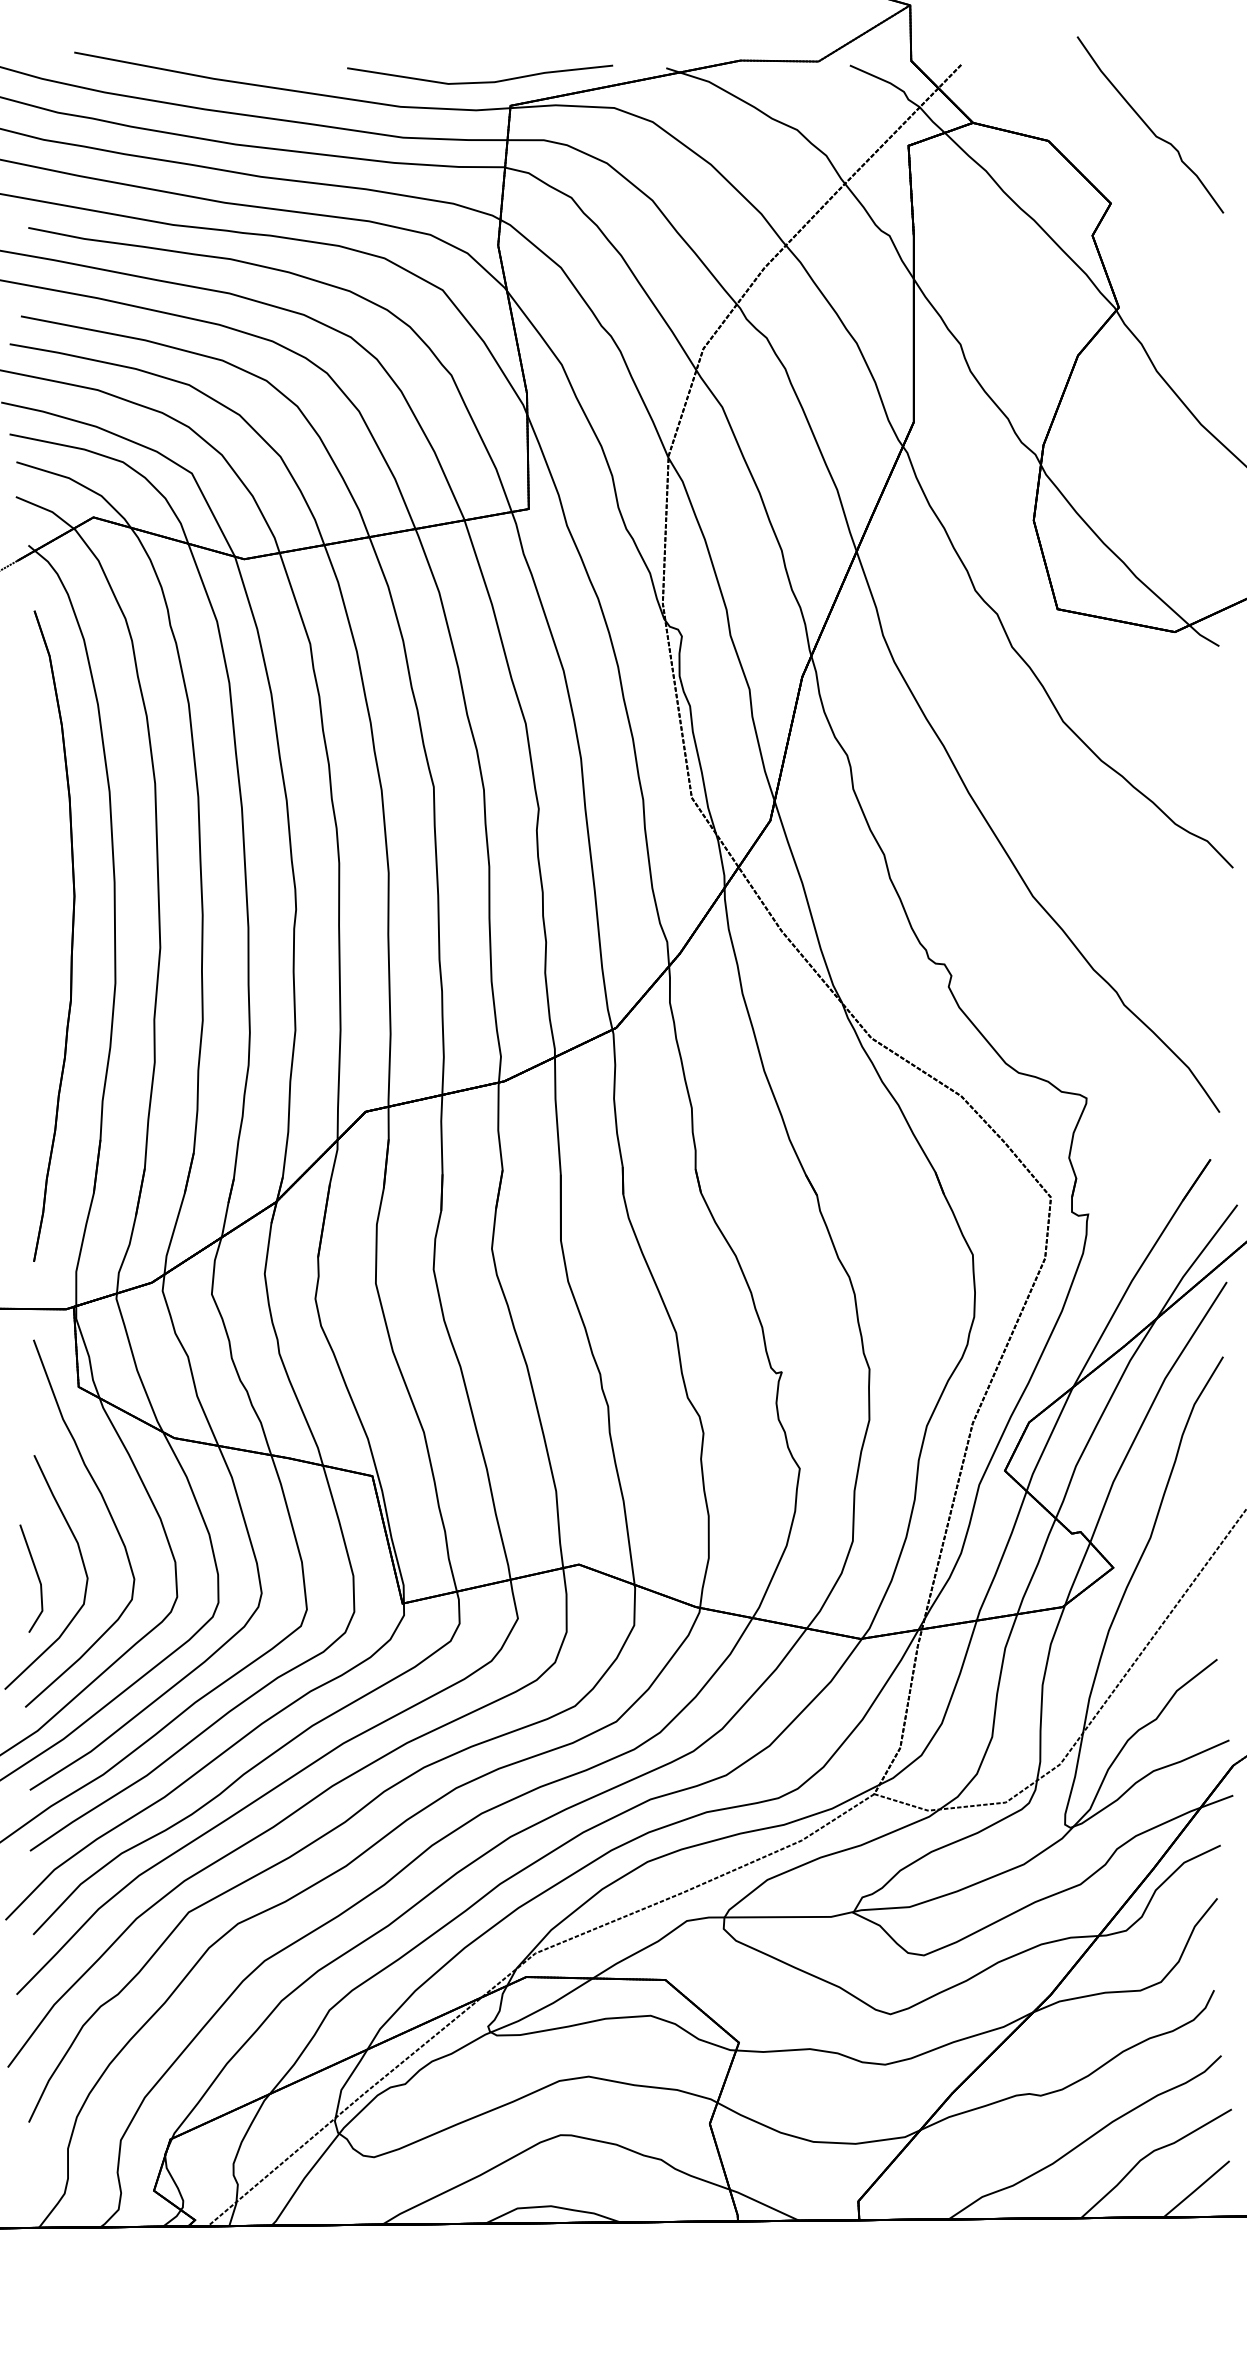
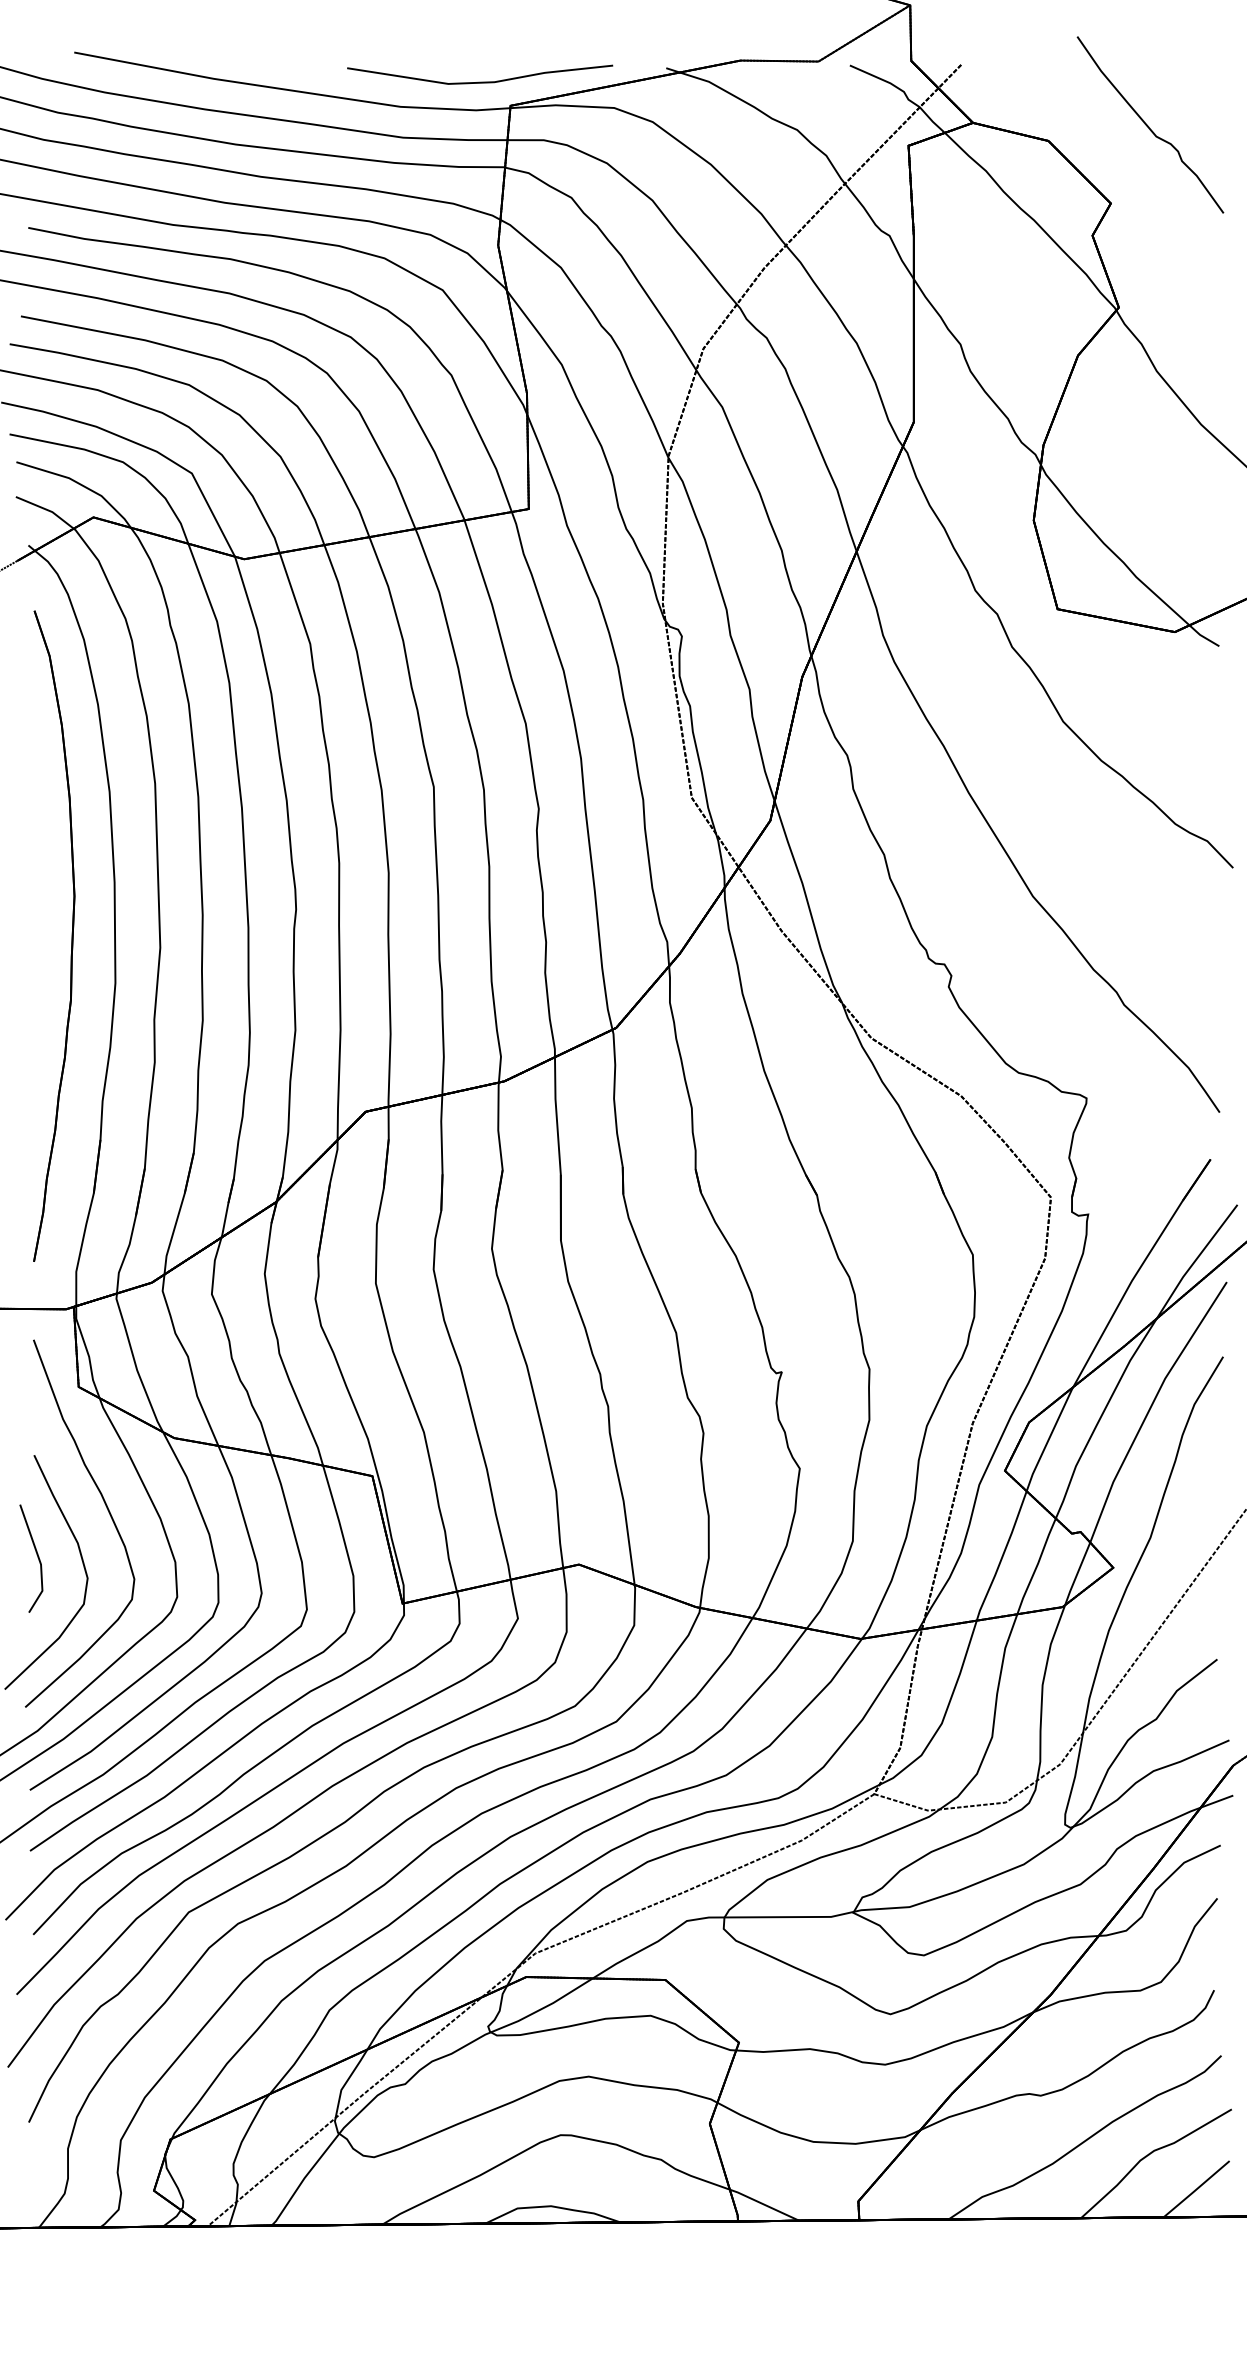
part position: (31, 1578) -> (31, 1558) (31, 1558)
